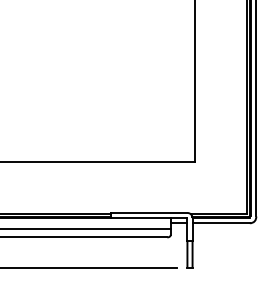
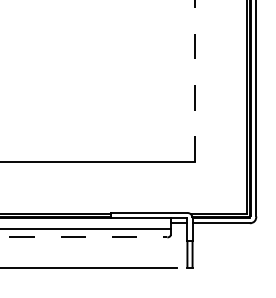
line: solid -> dashed (195, 80)
line: solid -> dashed (84, 237)
